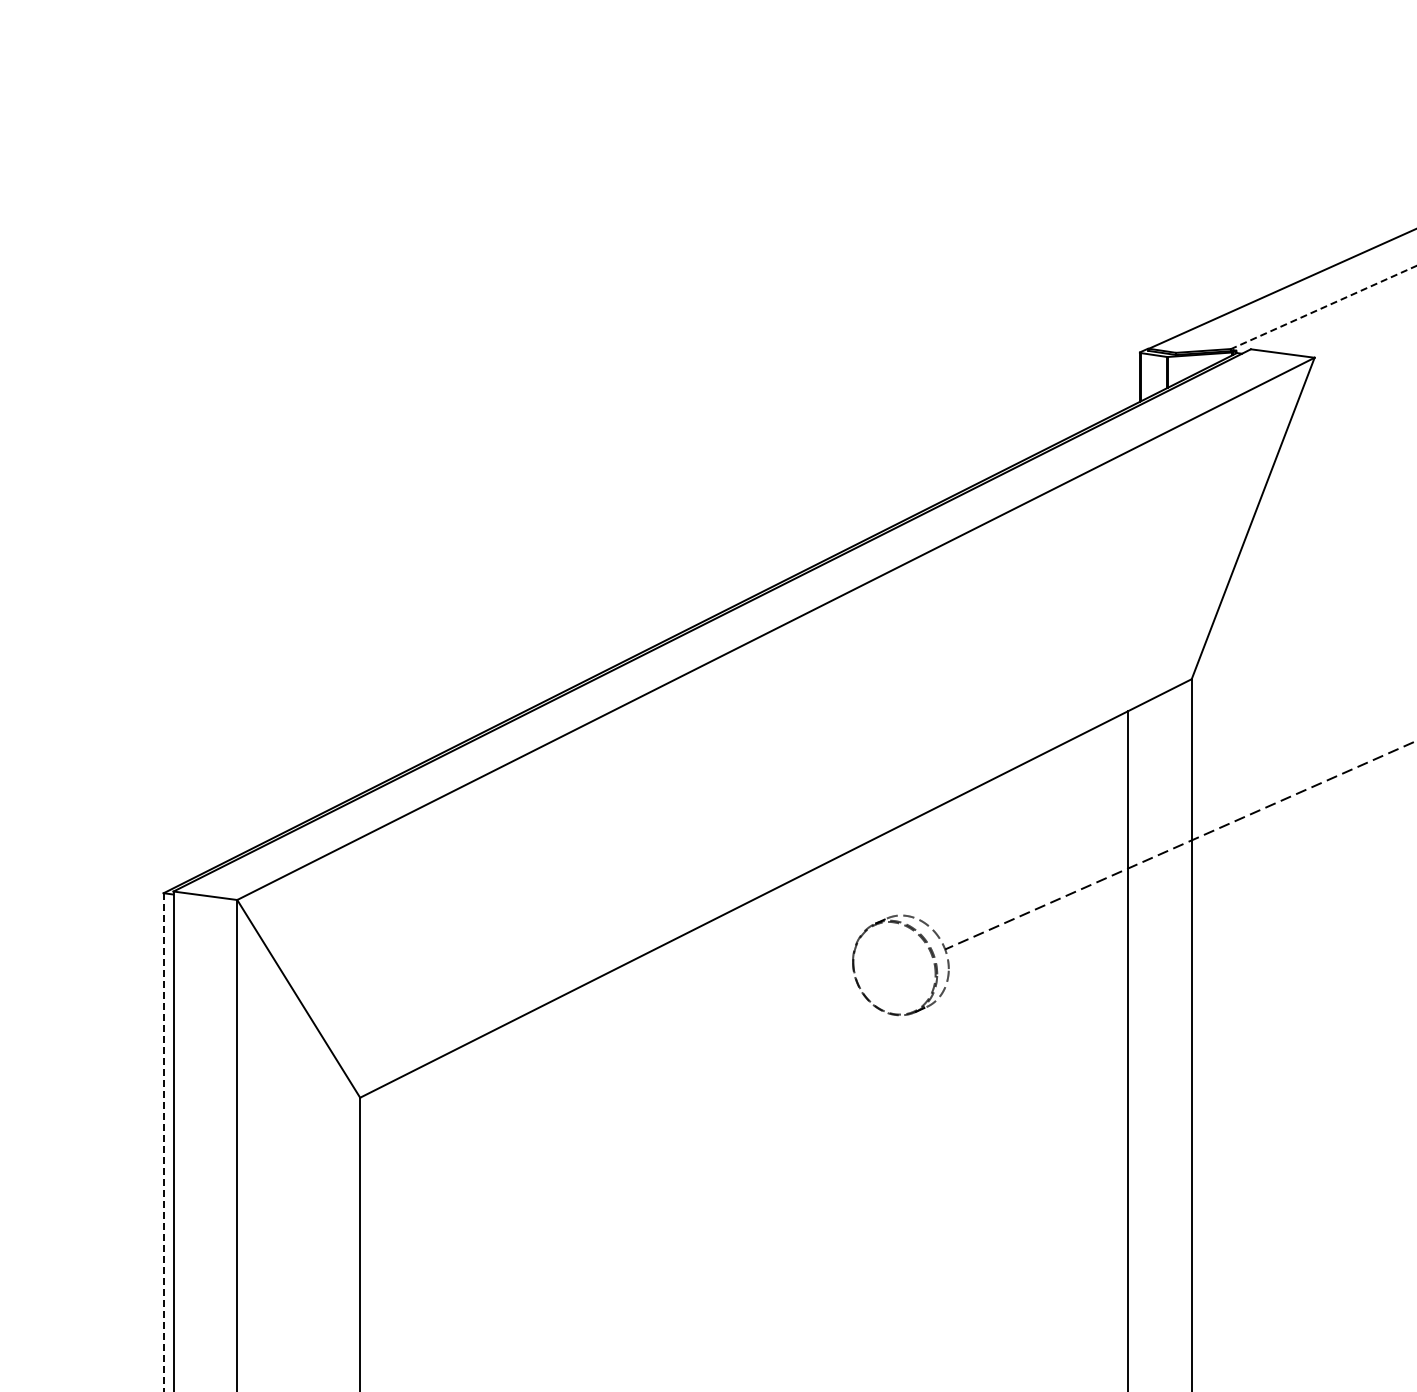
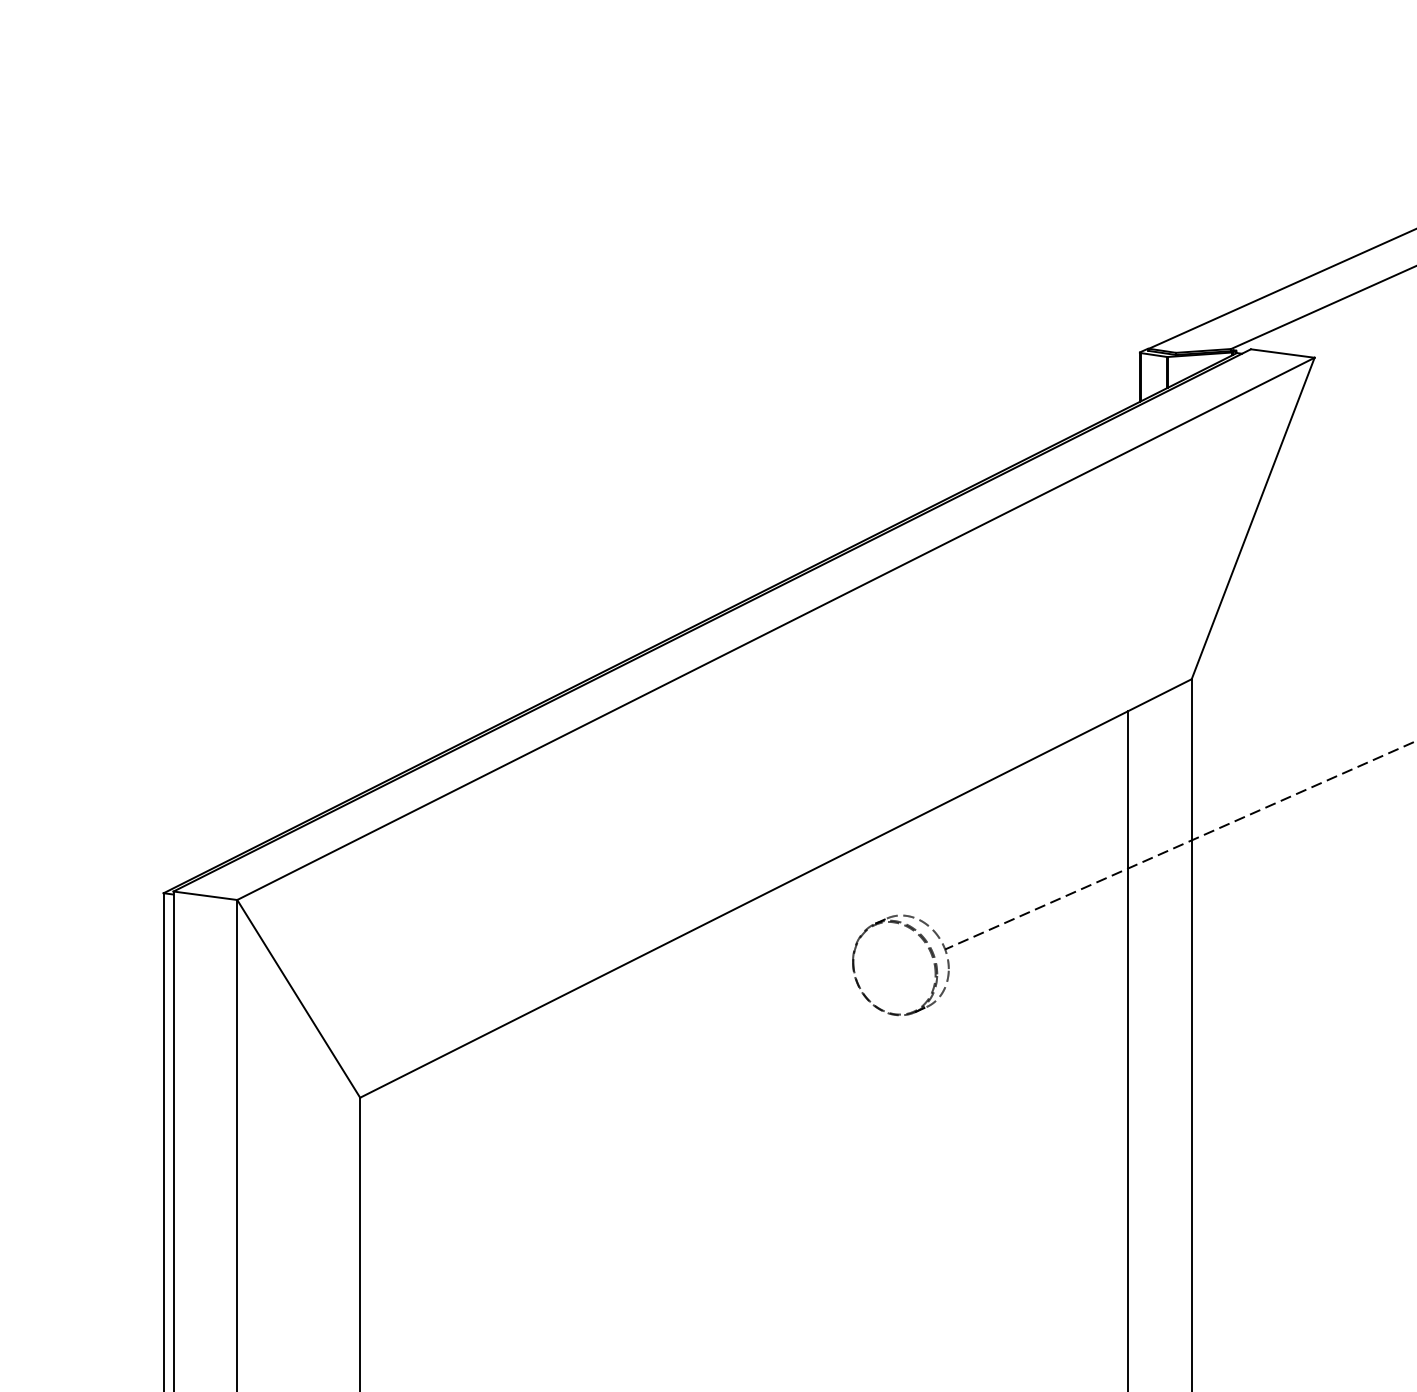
line: dashed -> solid (1323, 307)
line: dashed -> solid (163, 1142)
